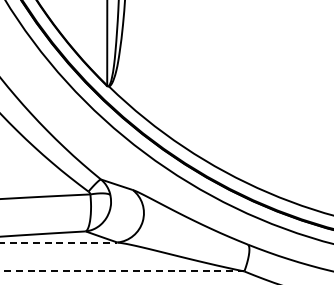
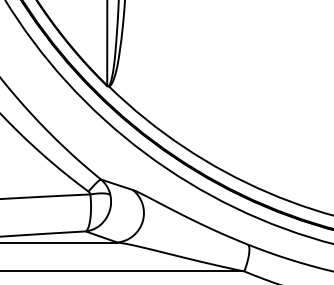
line: dashed -> solid (59, 242)
line: dashed -> solid (122, 271)
